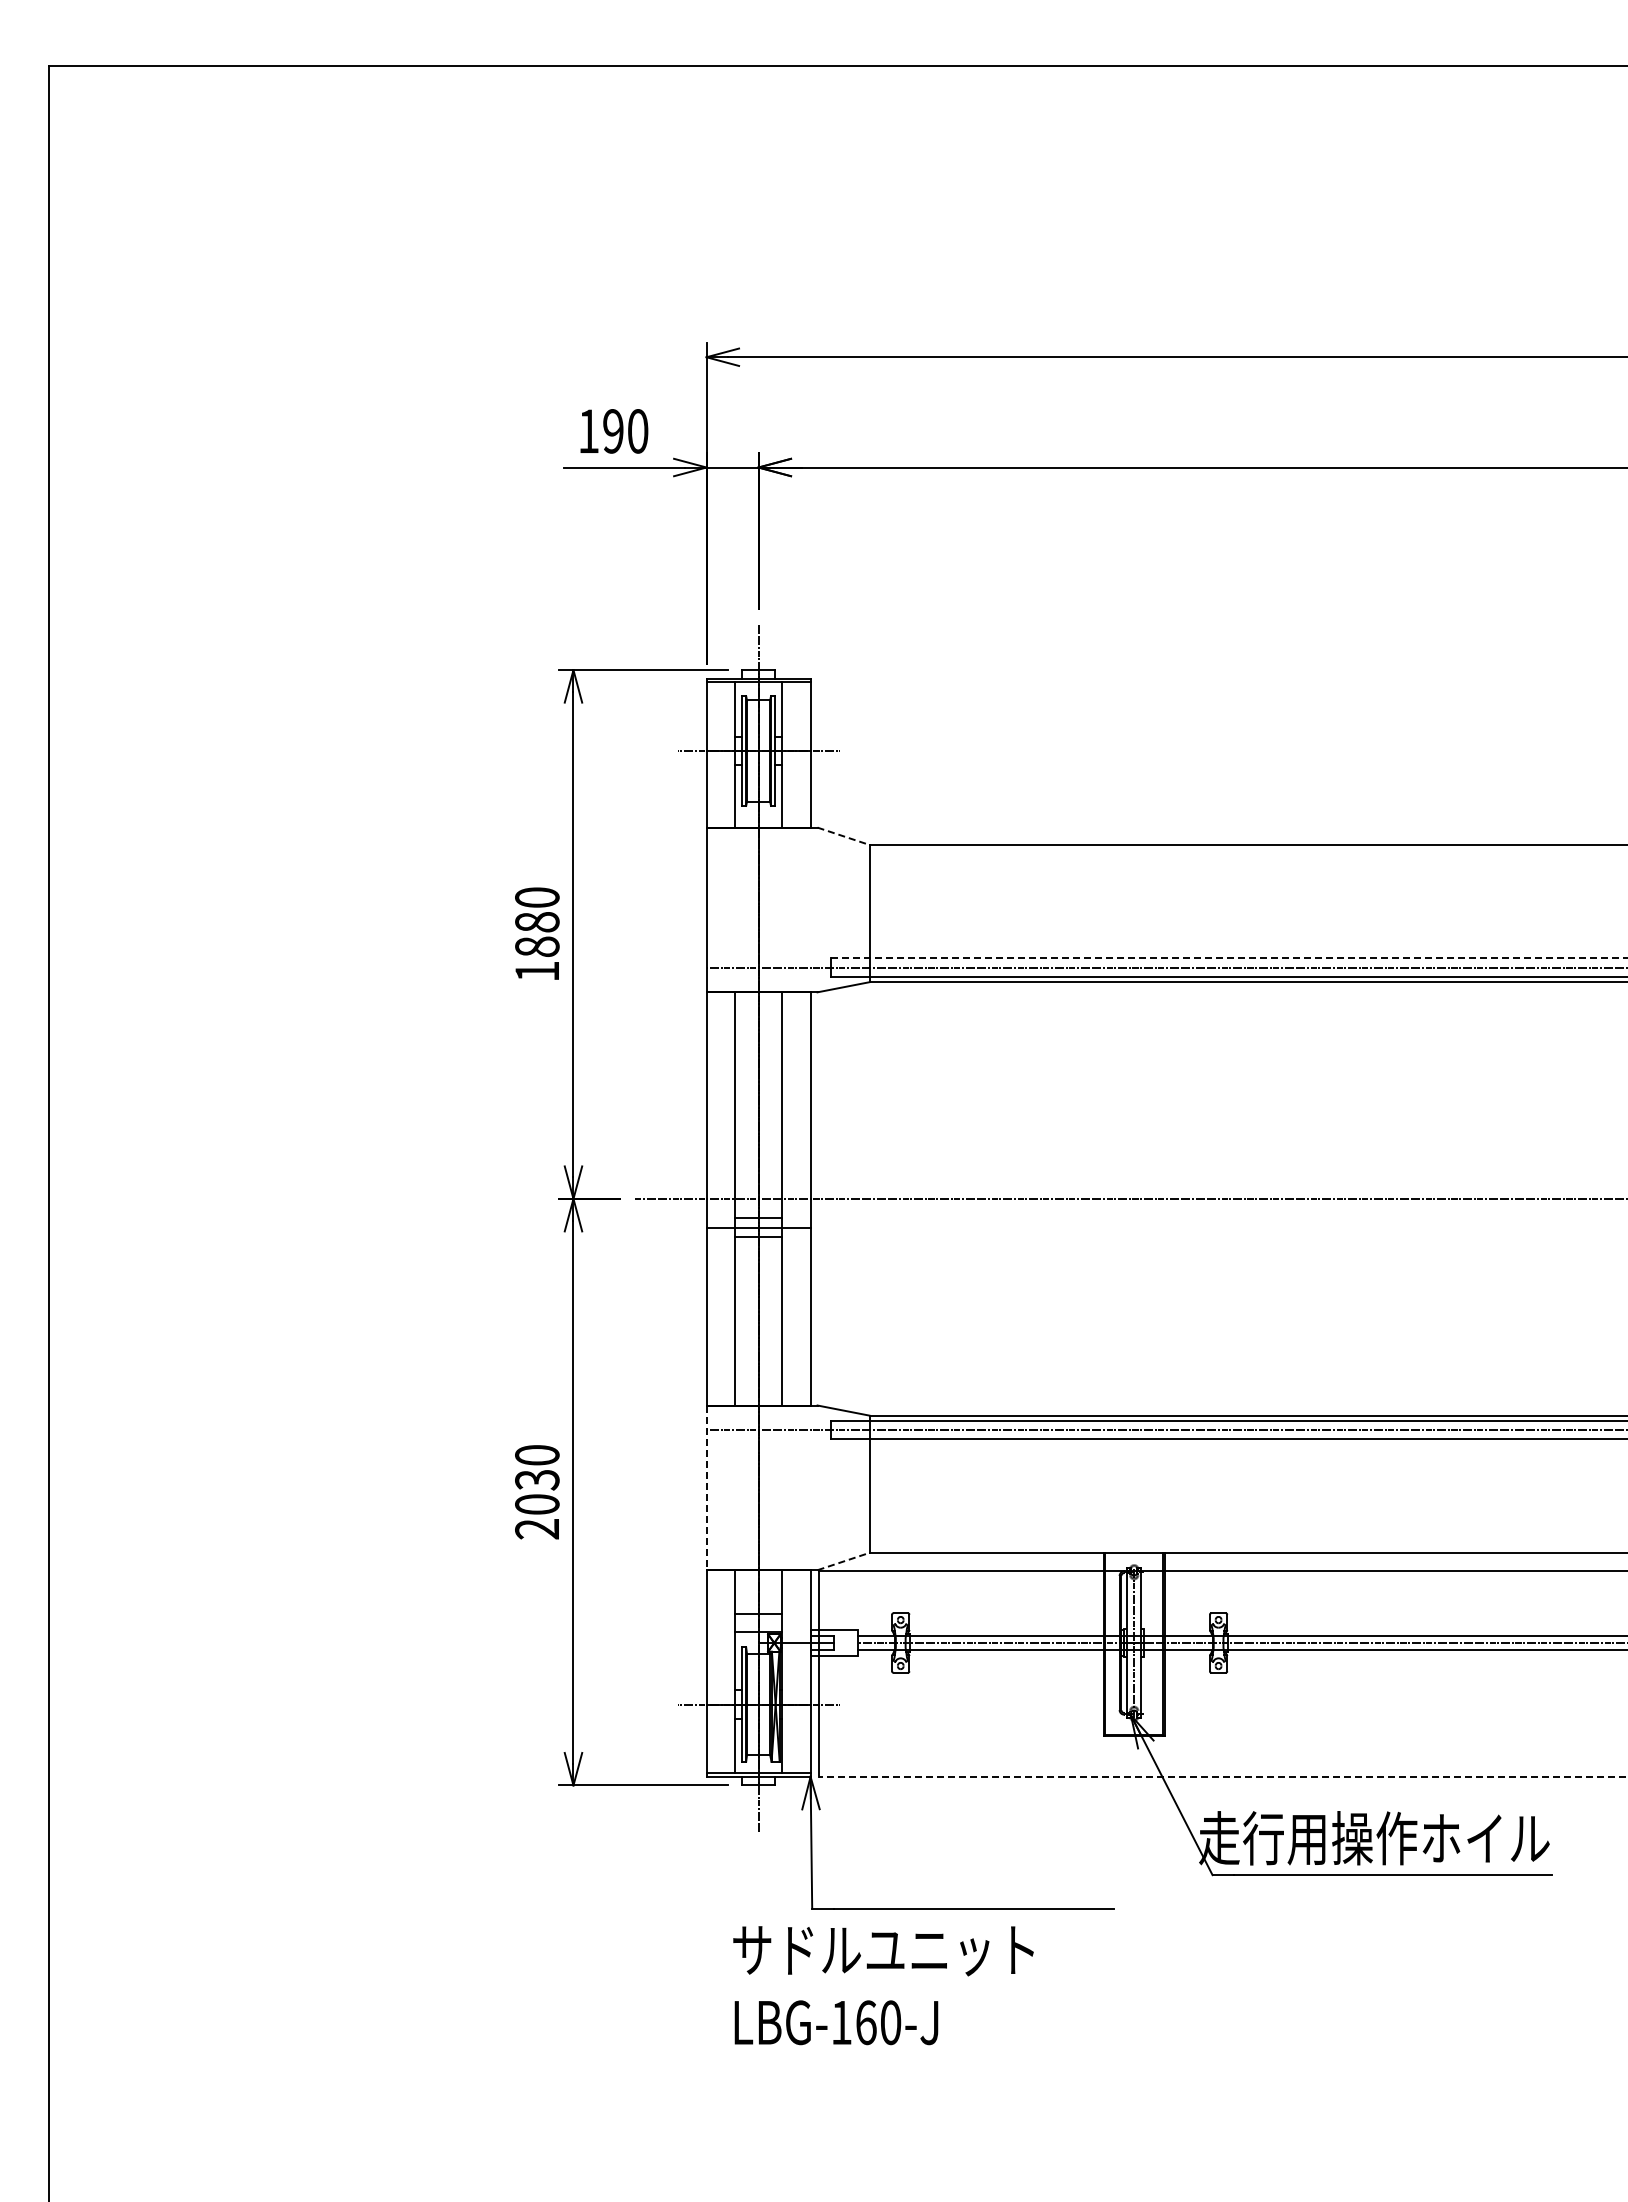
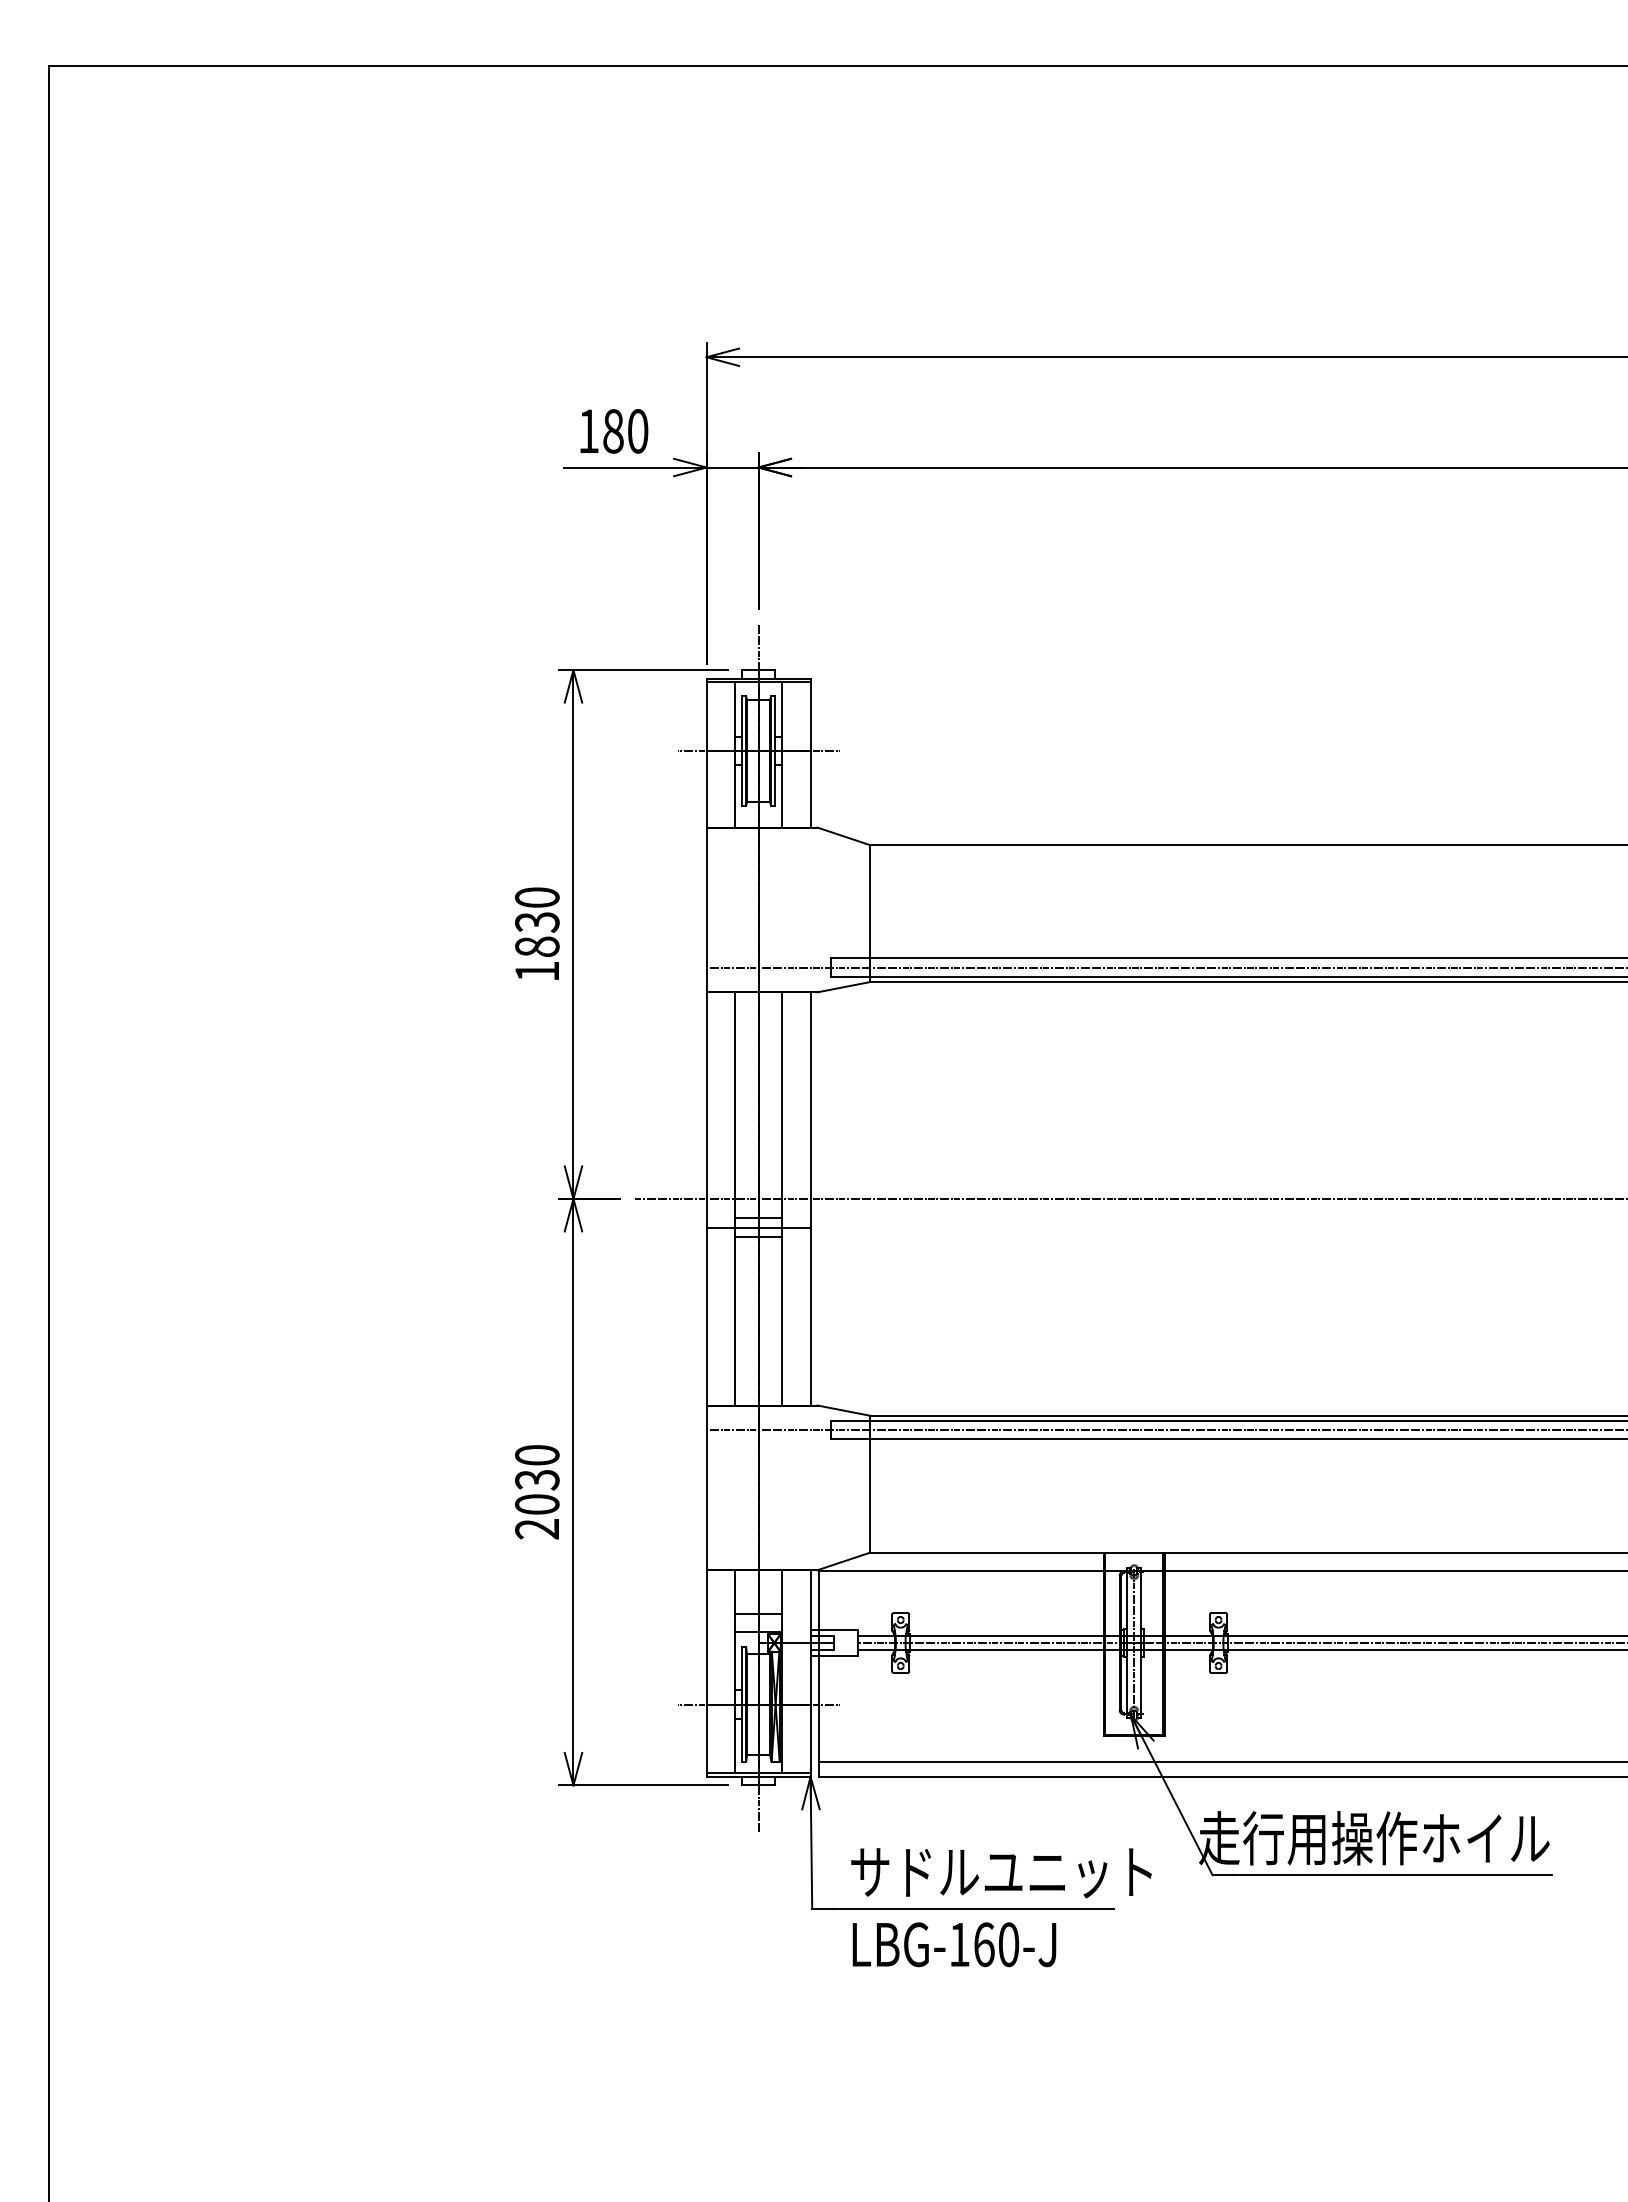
text: 190 -> 180 (613, 431)
line: dashed -> solid (844, 836)
text: 1880 -> 1830 (537, 922)
line: dashed -> solid (1229, 958)
line: dashed -> solid (706, 1488)
line: dashed -> solid (844, 1561)
line: none -> present (1221, 1761)
line: dashed -> solid (1223, 1776)
text position: (883, 1985) -> (1001, 1907) (1001, 1907)
